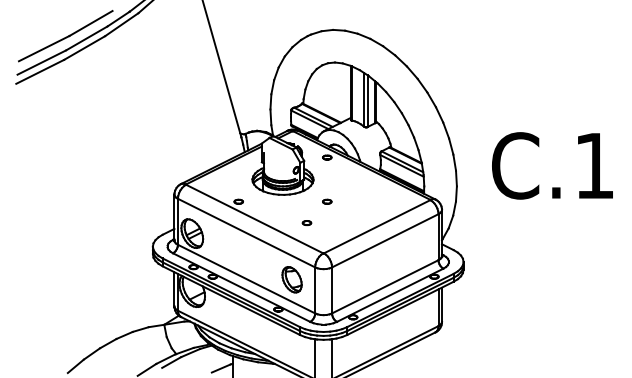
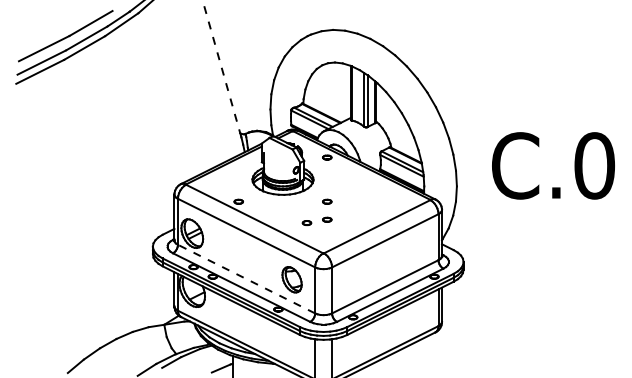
line: solid -> dashed (222, 68)
text: C.1 -> C.0 (594, 165)
part: none -> present (327, 219)
line: solid -> dashed (246, 279)
